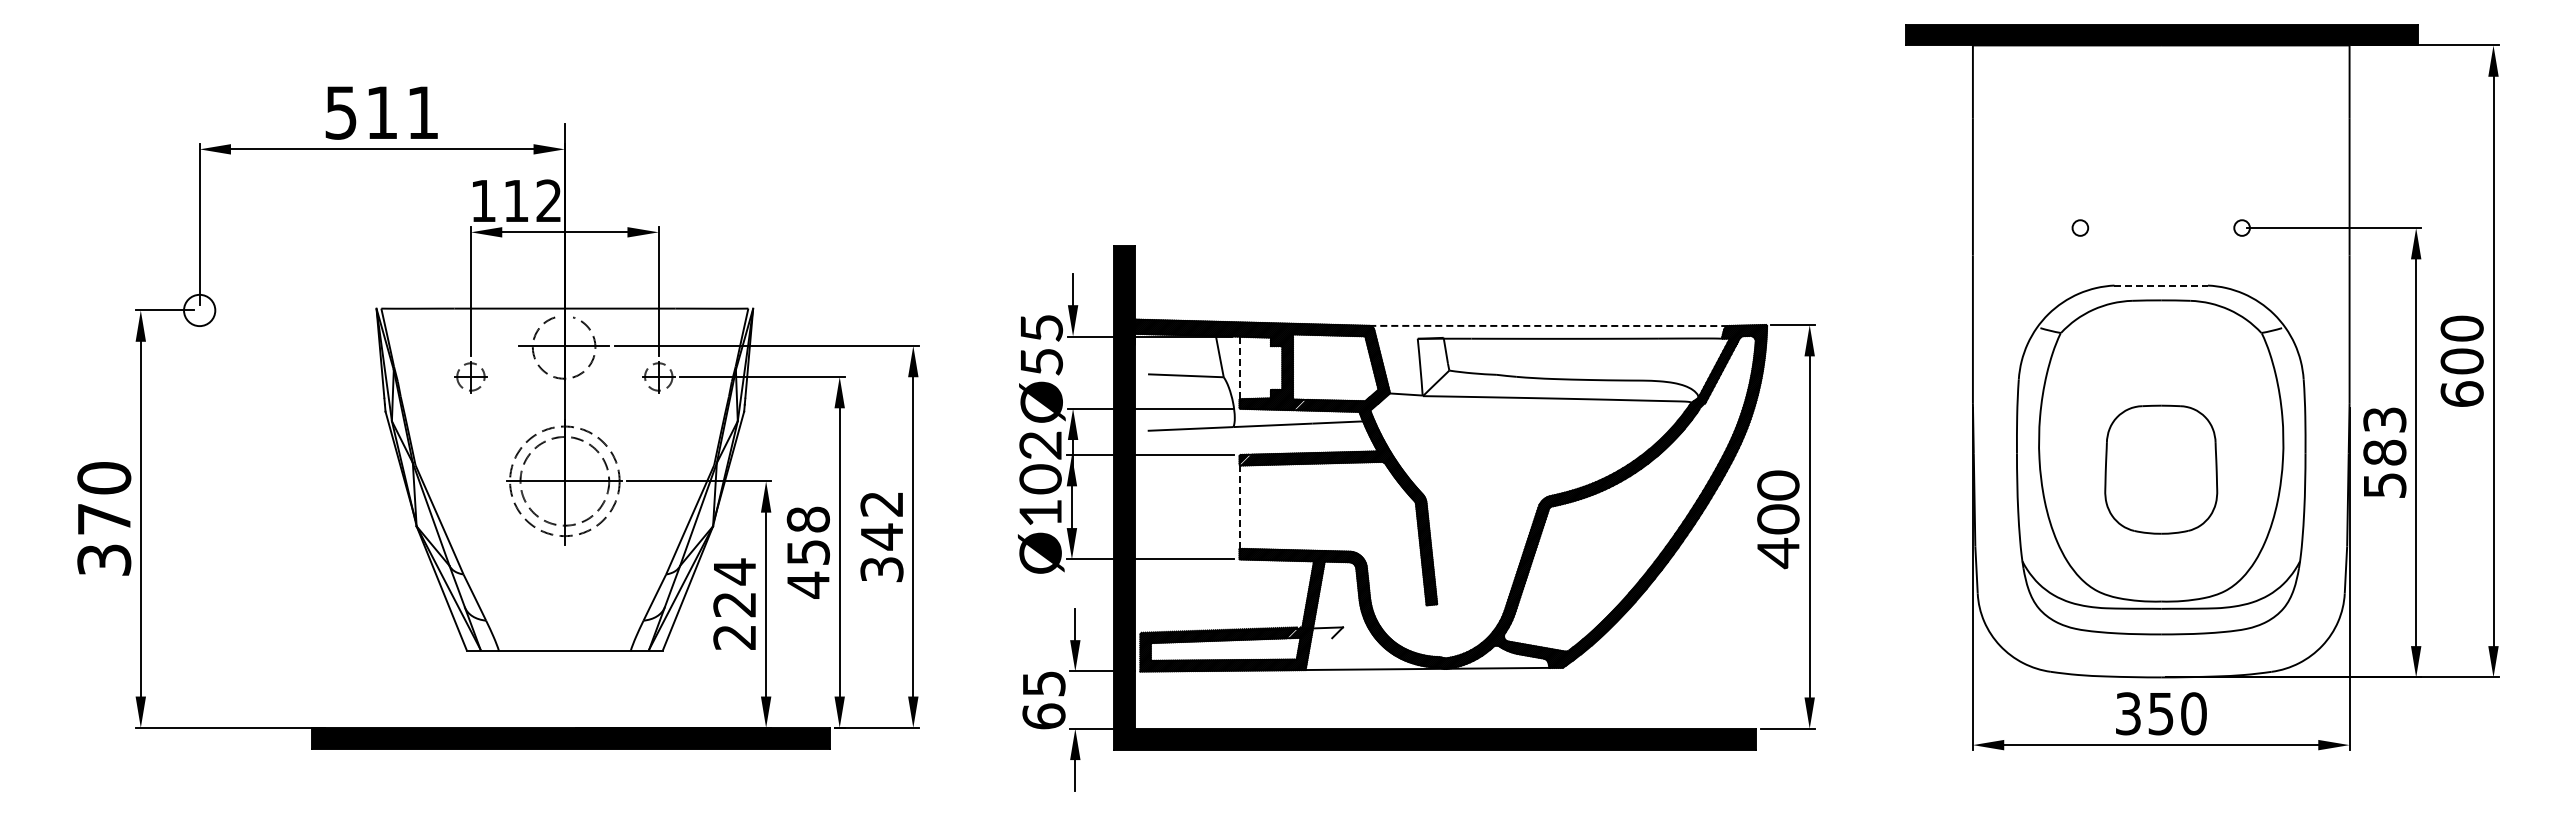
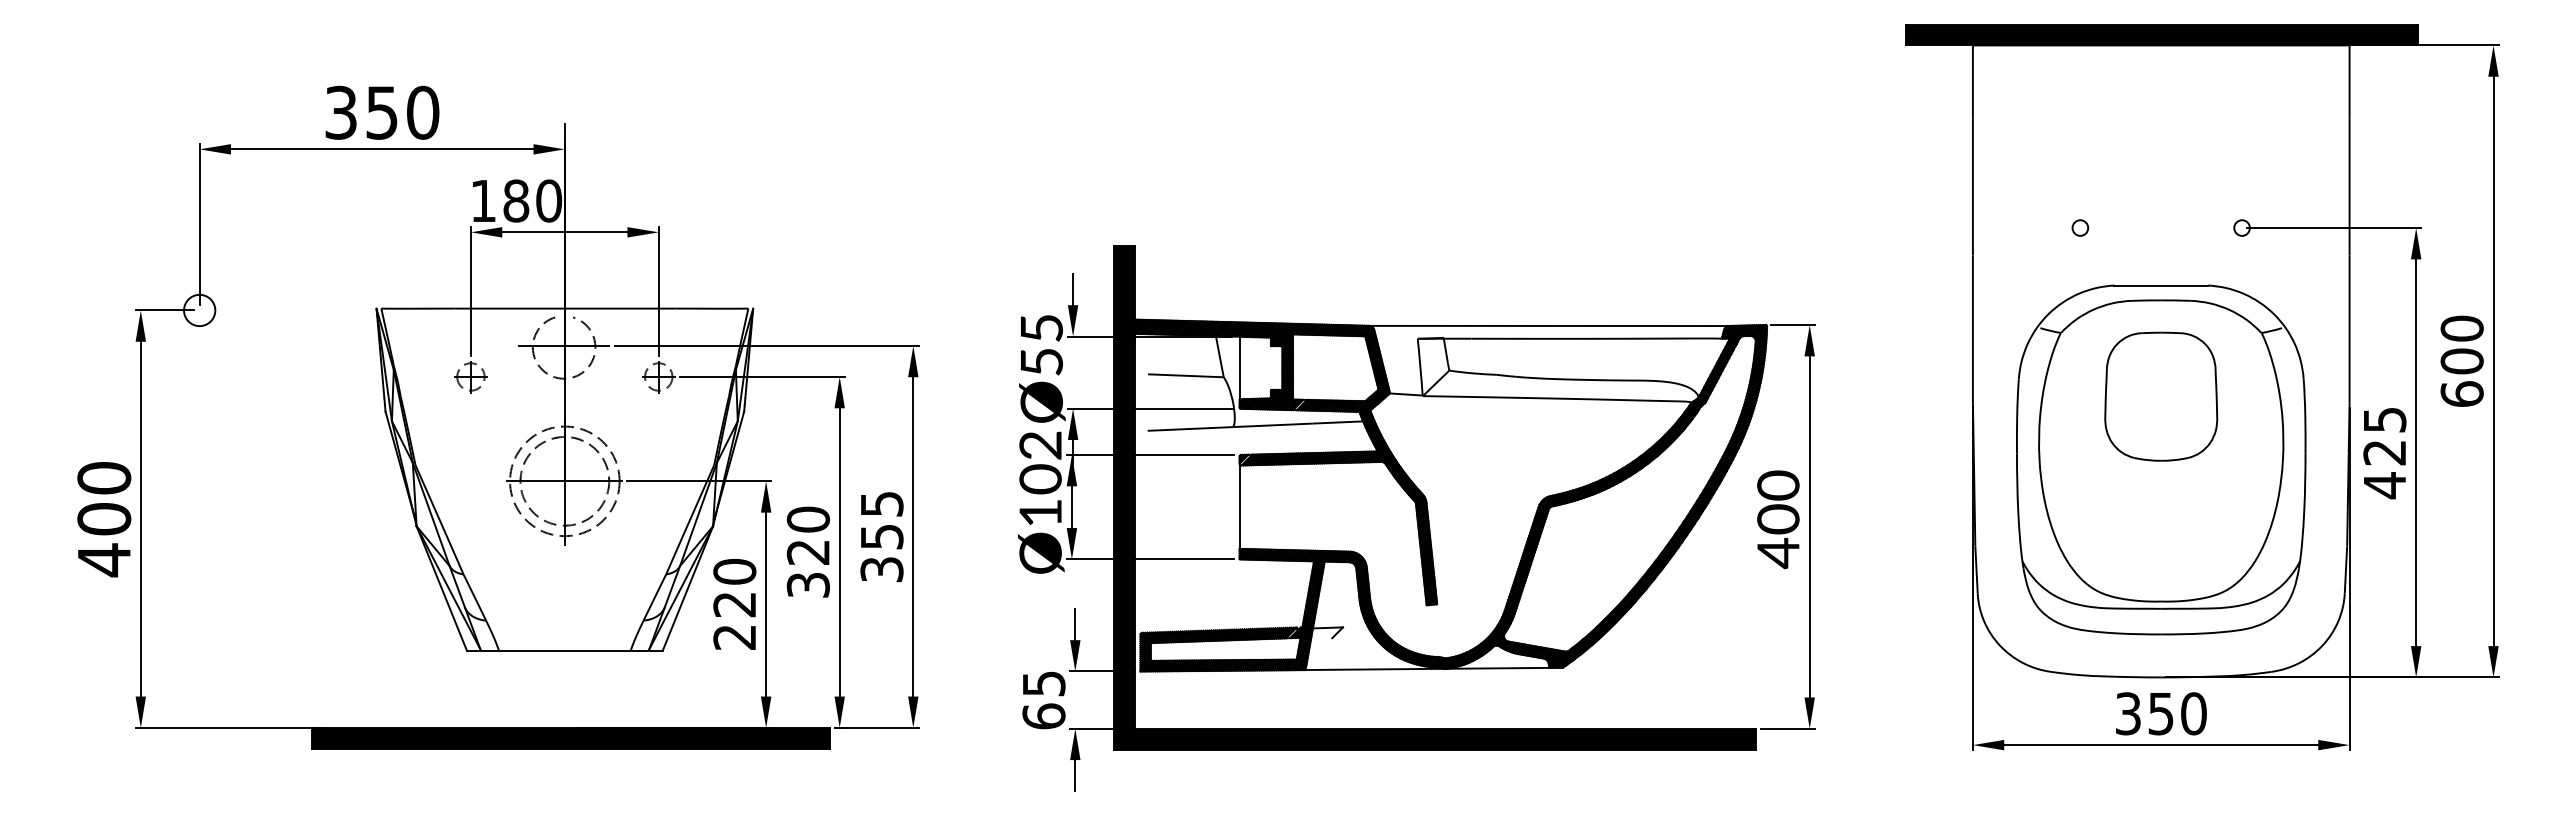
text: 511 -> 350 (382, 112)
text: 112 -> 180 (532, 200)
line: dashed -> solid (2161, 285)
line: dashed -> solid (1549, 325)
line: dashed -> solid (1239, 368)
text: 583 -> 425 (2384, 453)
part position: (2161, 469) -> (2161, 396) (2161, 396)
line: dashed -> solid (1239, 507)
text: 342 -> 355 (881, 521)
text: 370 -> 400 (104, 540)
text: 458 -> 320 (807, 552)
text: 224 -> 220 (734, 571)
